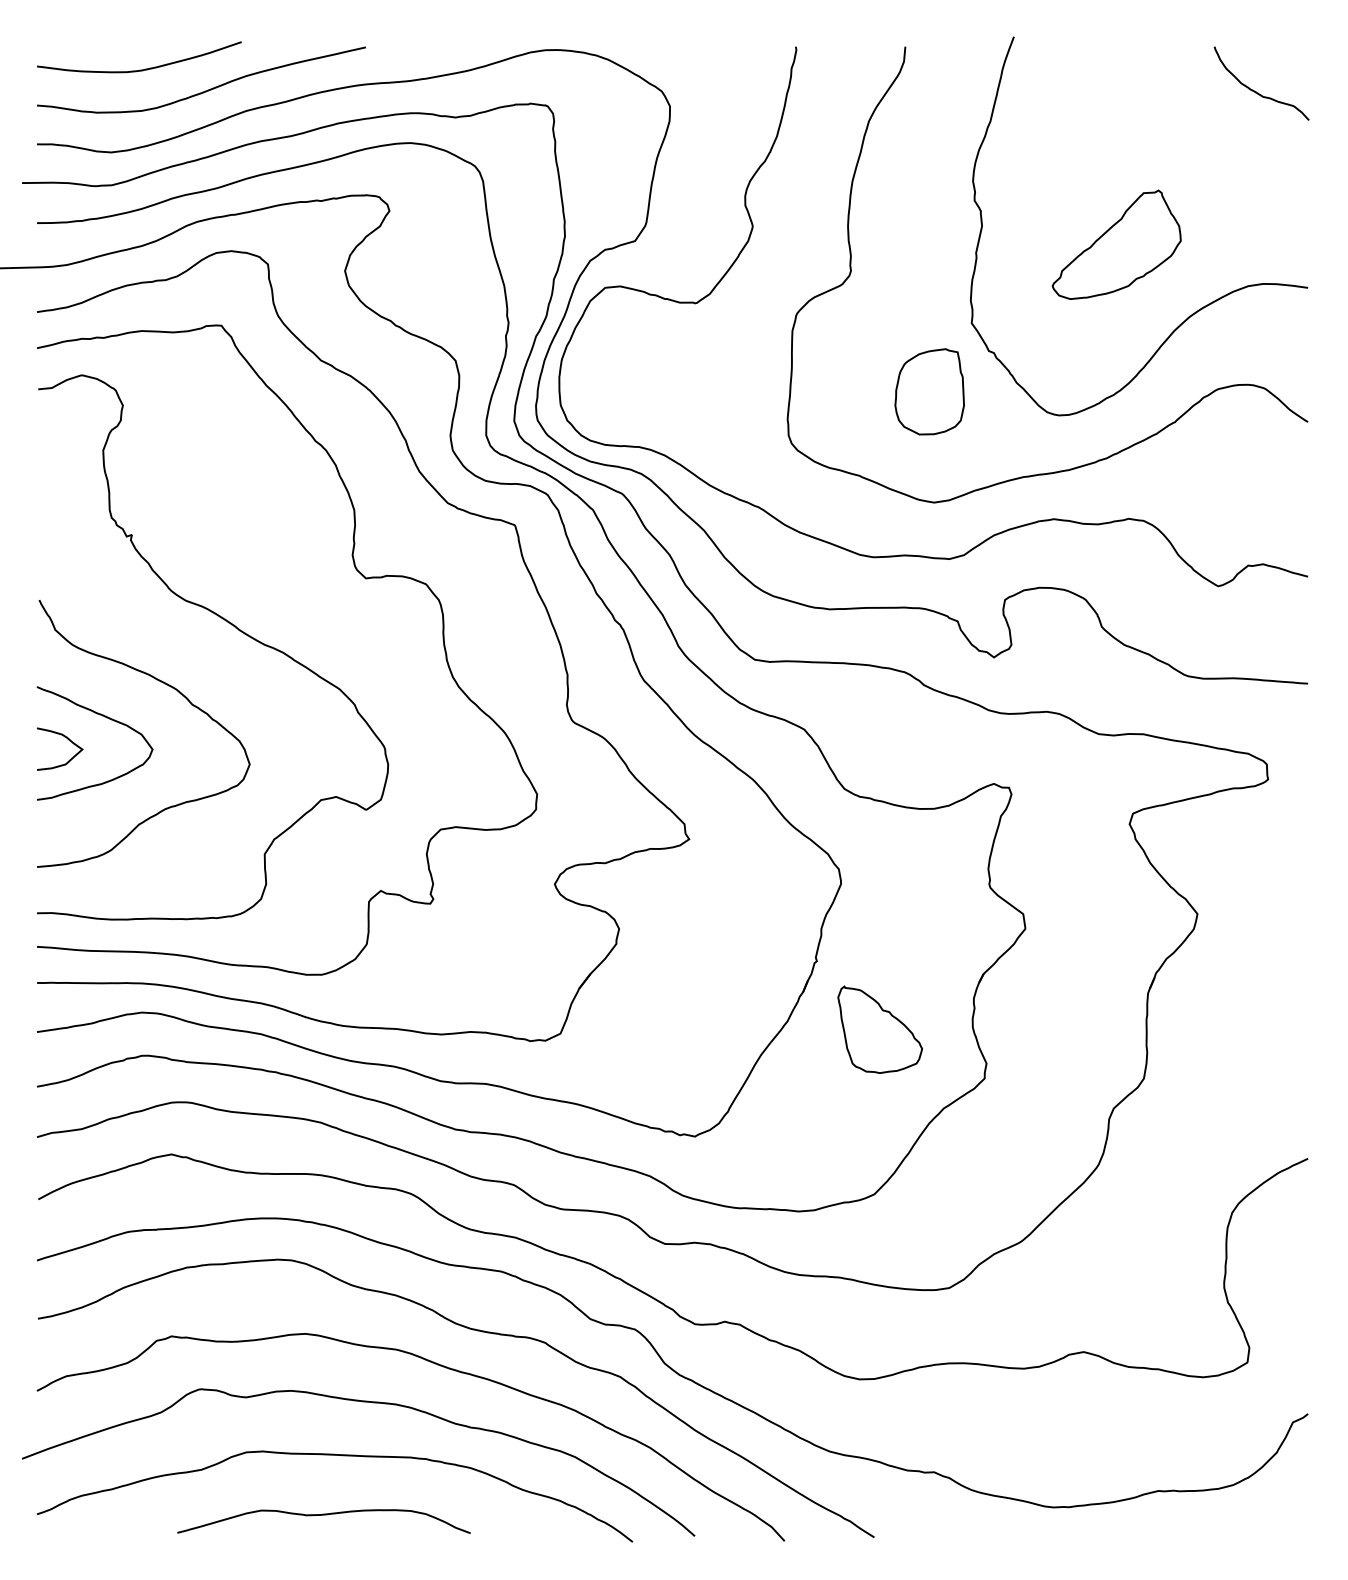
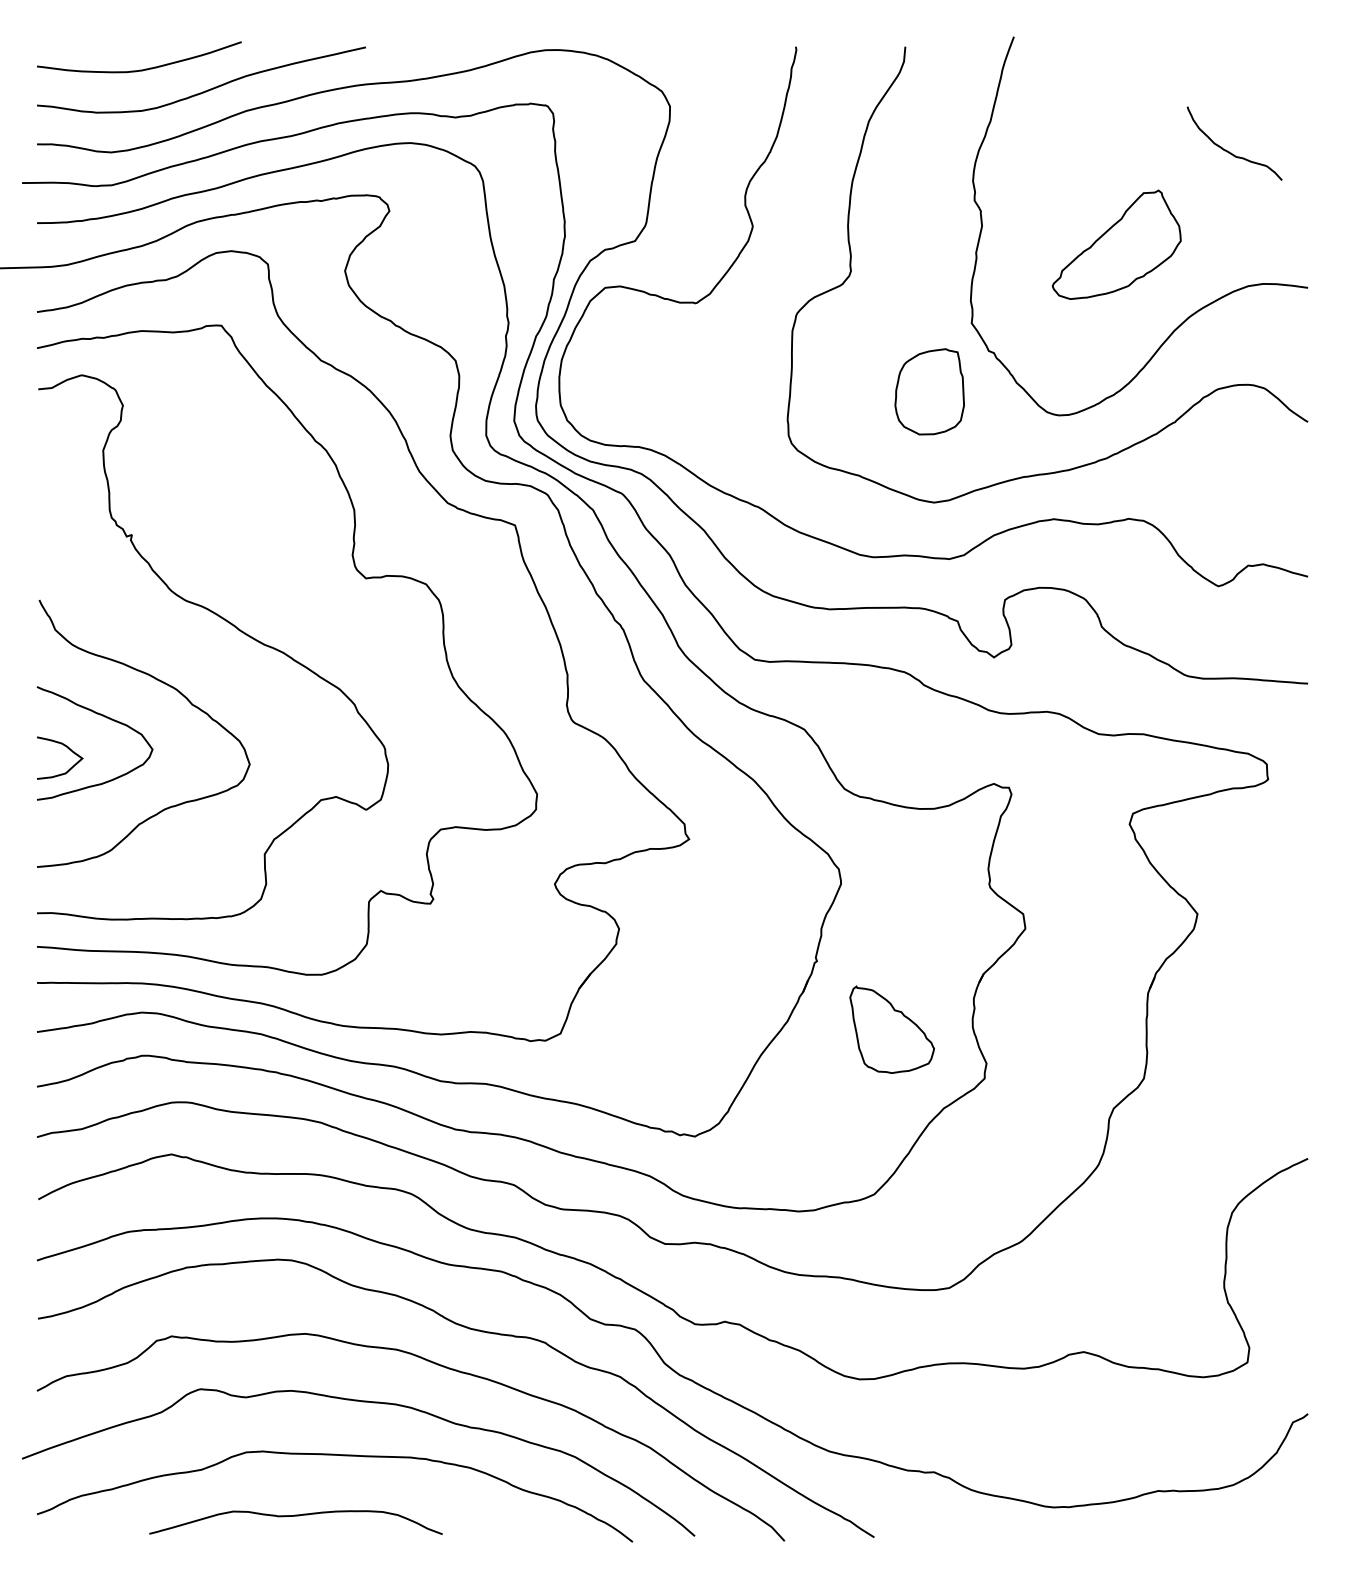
curve position: (1256, 91) -> (1229, 151) (1229, 151)
curve position: (68, 740) -> (68, 749) (68, 749)
part position: (879, 1029) -> (891, 1029) (891, 1029)
curve position: (323, 1515) -> (295, 1516) (295, 1516)
